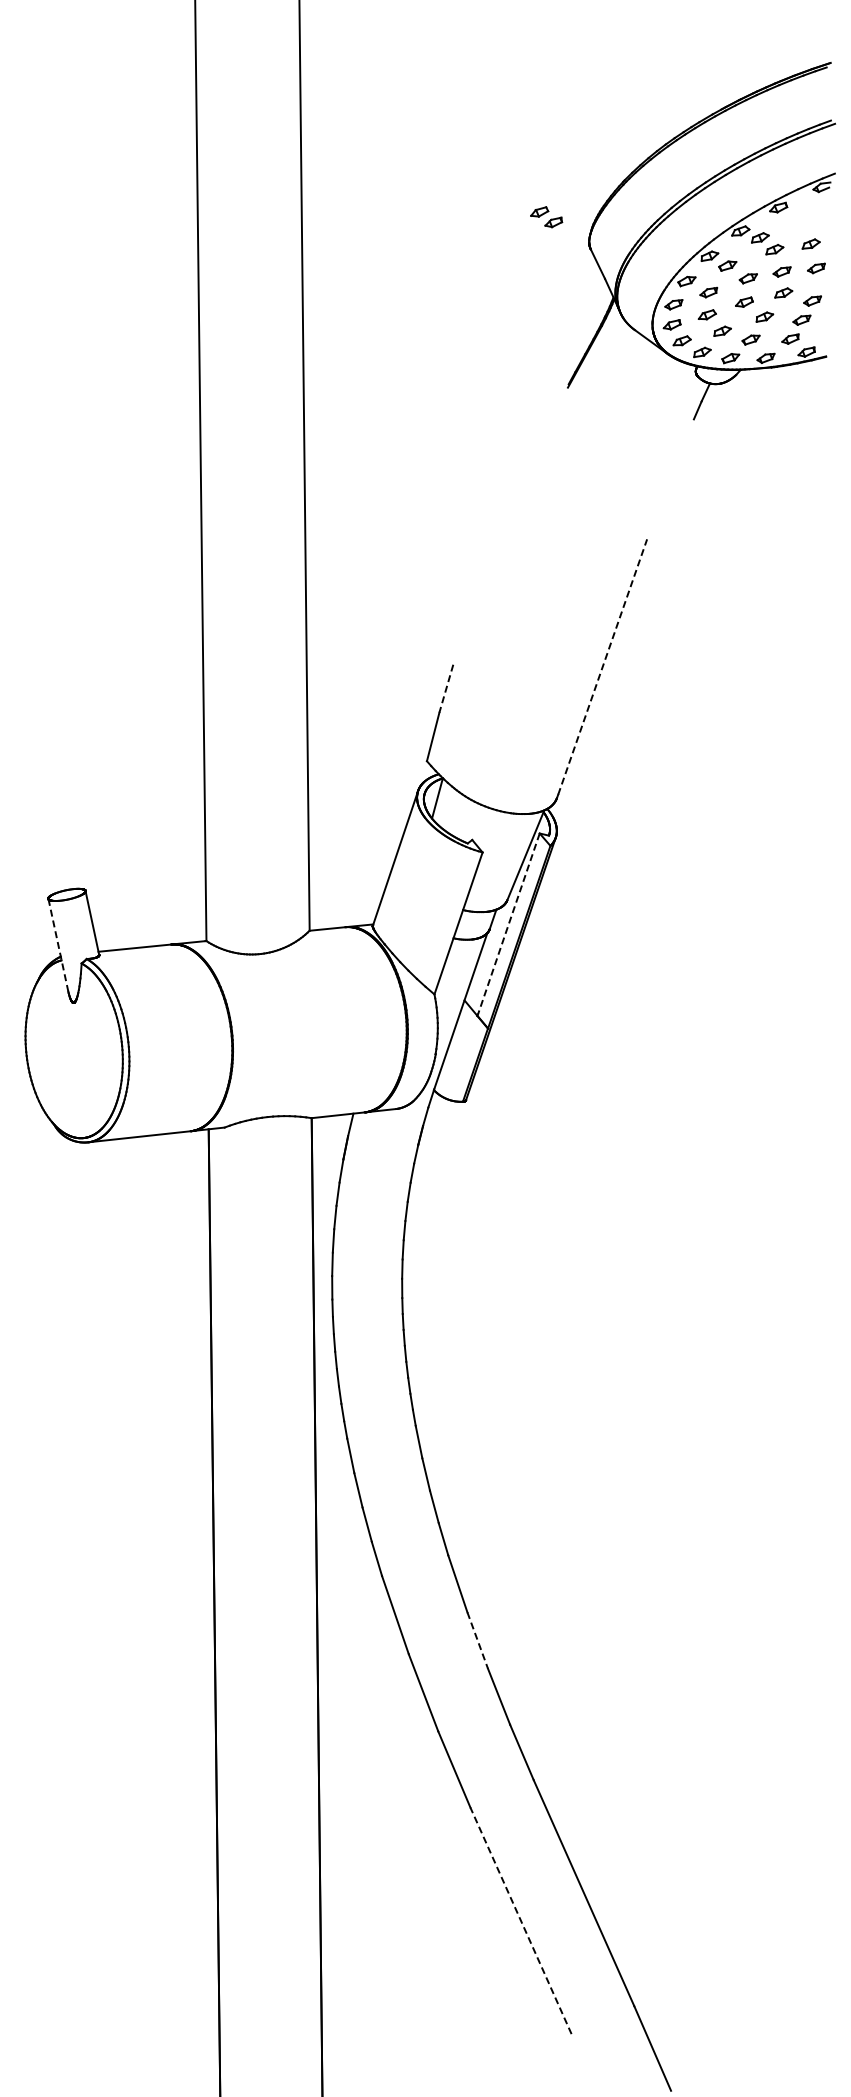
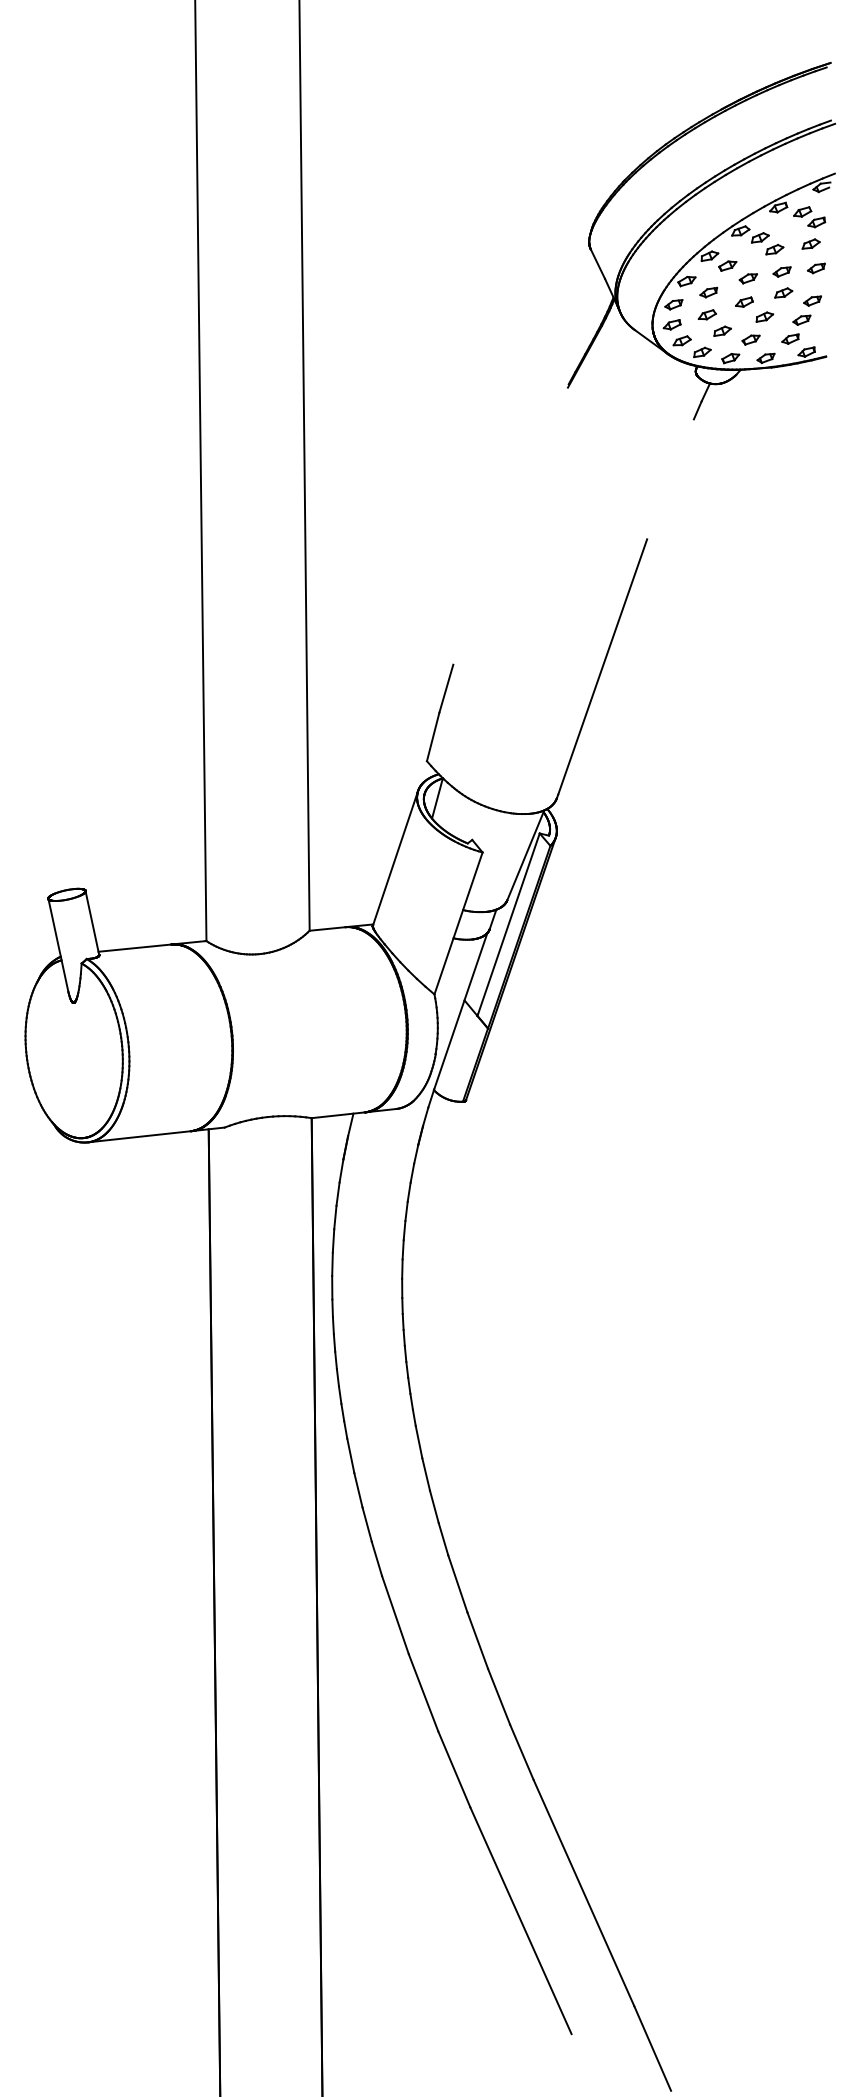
part position: (546, 217) -> (809, 217) (809, 217)
line: dashed -> solid (602, 666)
line: dashed -> solid (446, 689)
line: dashed -> solid (508, 923)
line: dashed -> solid (58, 945)
line: dashed -> solid (477, 1641)
line: dashed -> solid (520, 1920)
